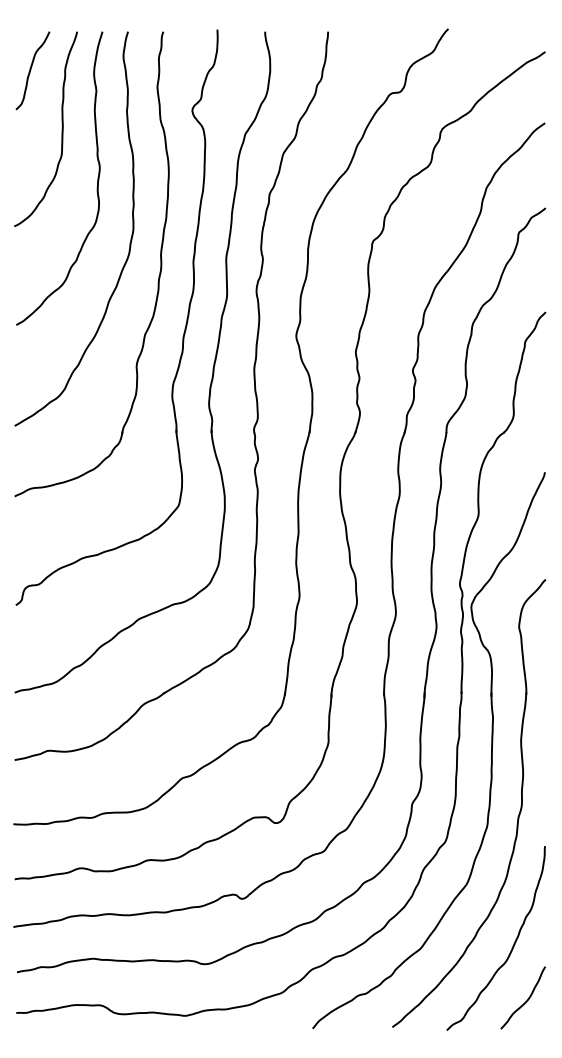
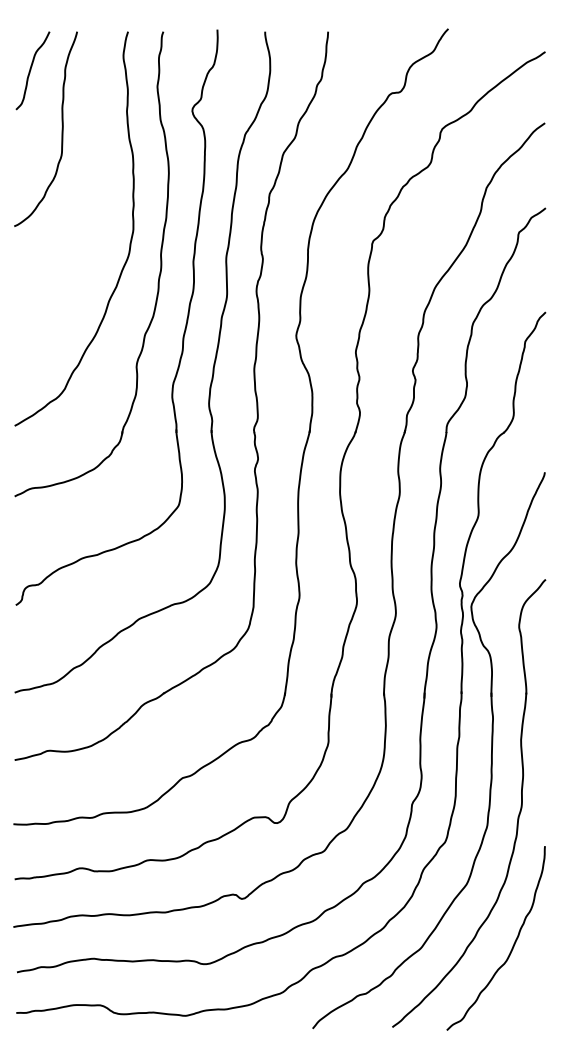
curve: present -> none (97, 178)
curve: present -> none (526, 1000)
